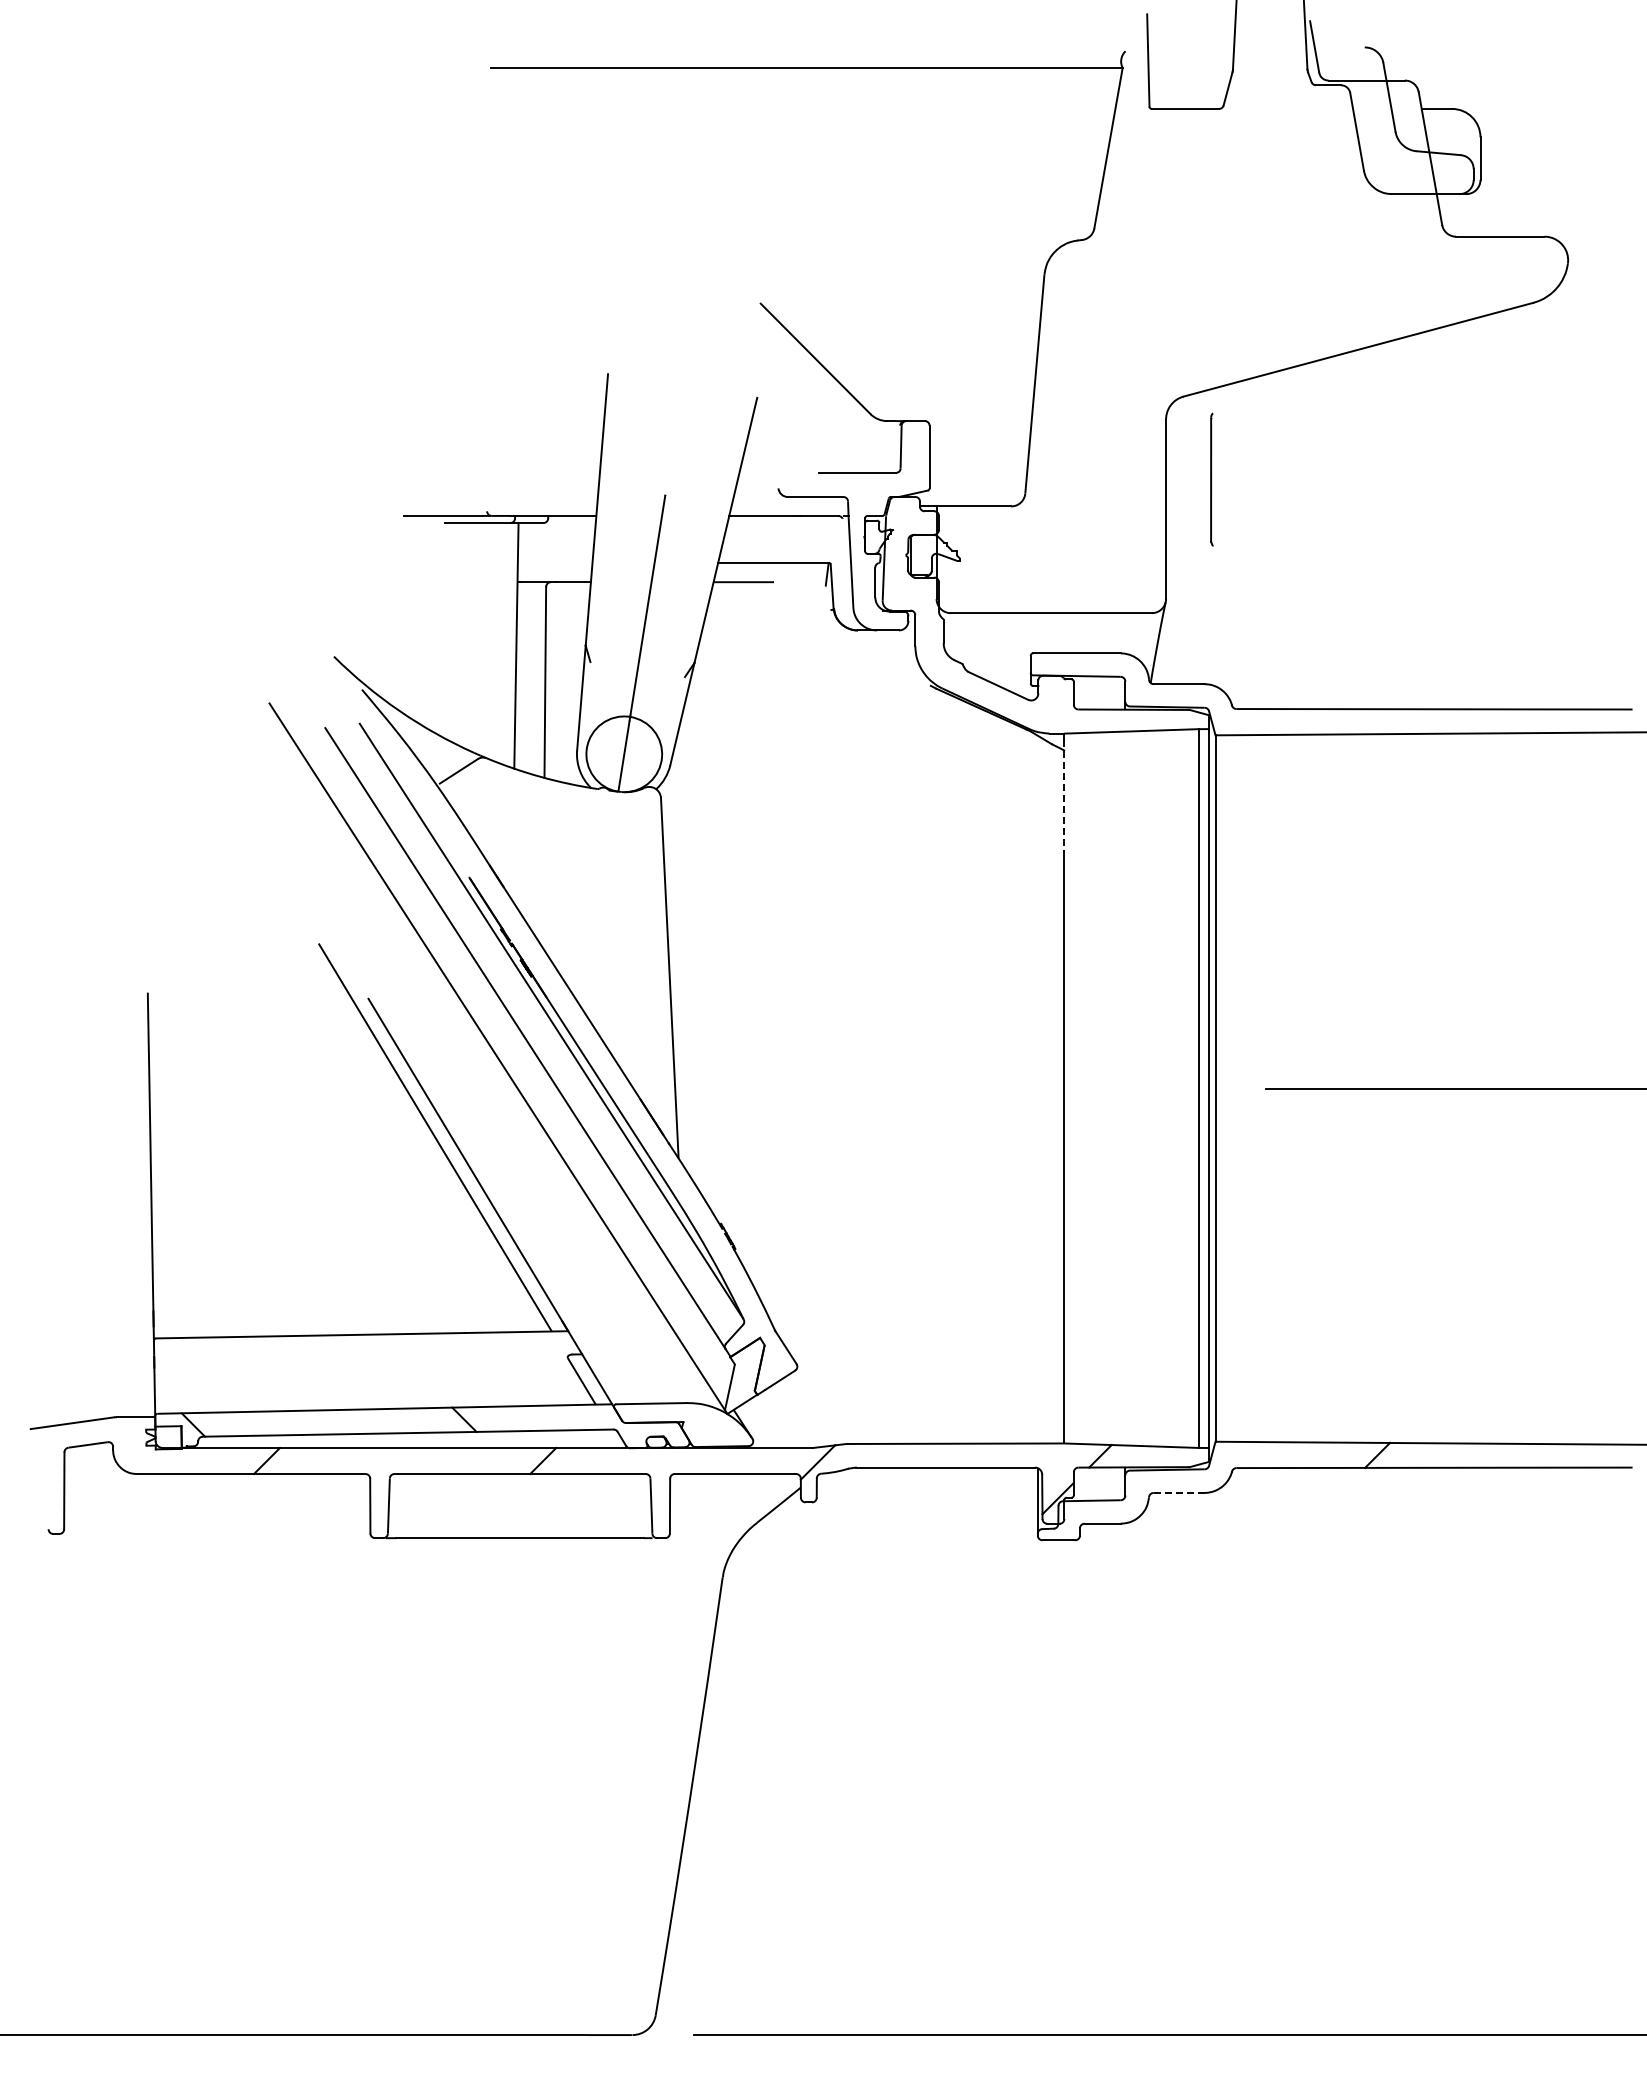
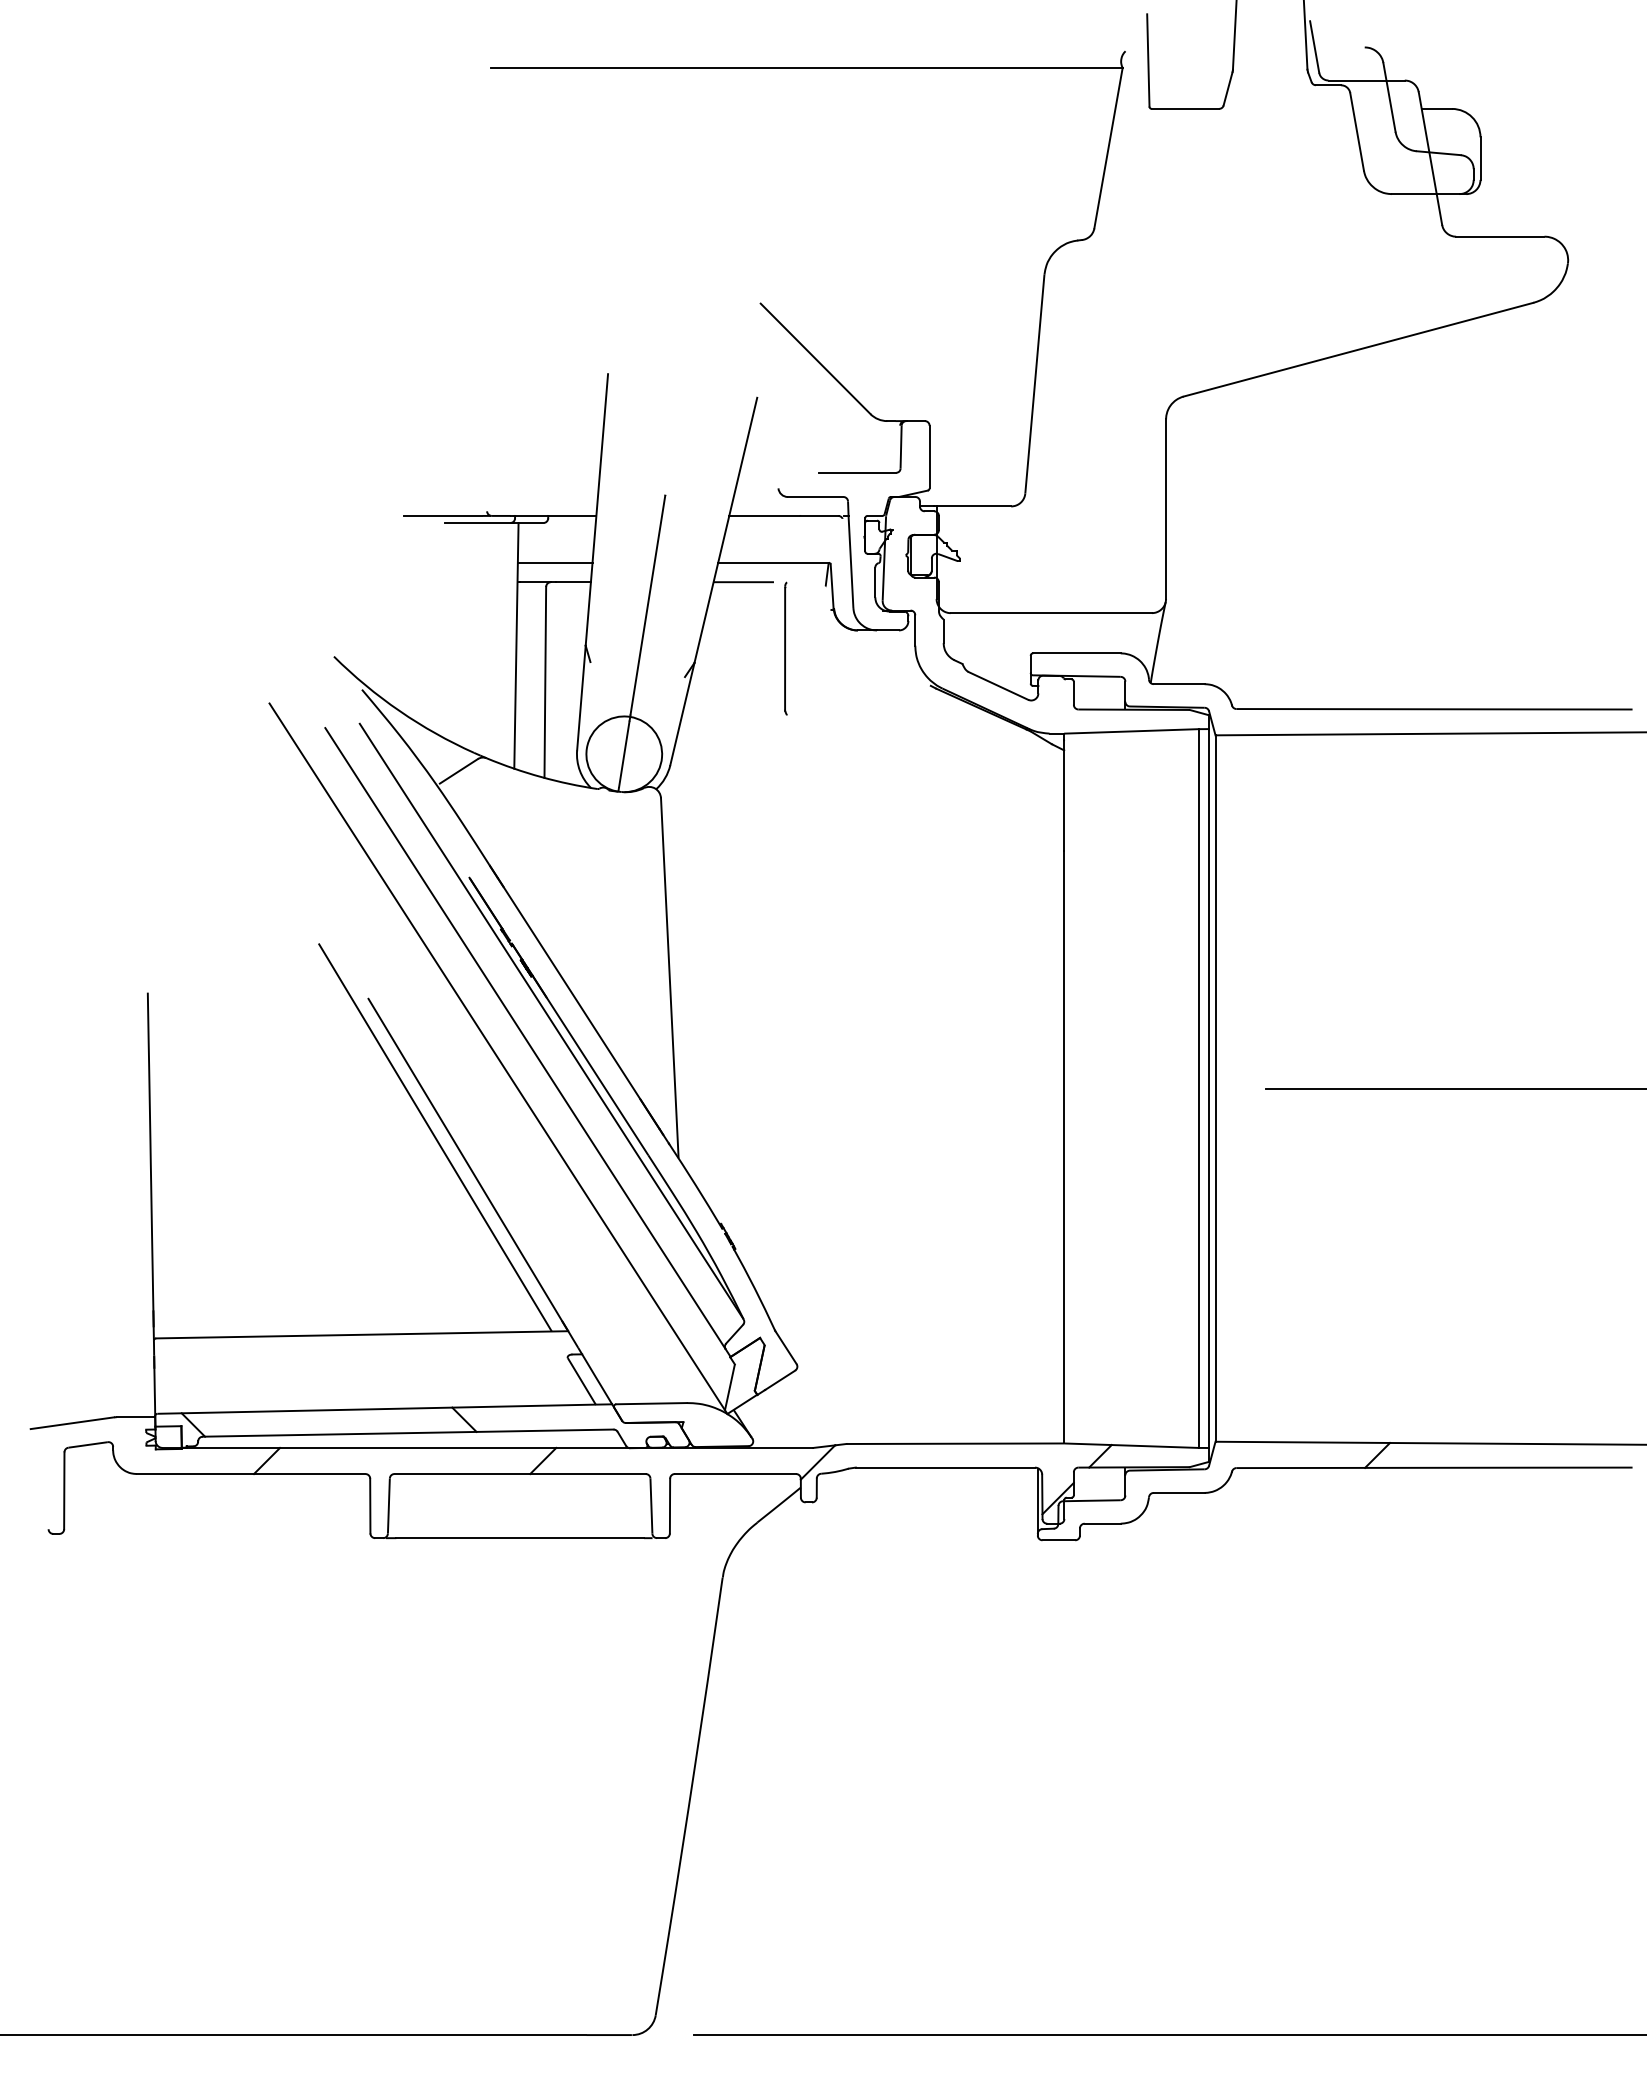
part position: (1211, 479) -> (785, 648) (785, 648)
line: none -> present (554, 563)
line: dashed -> solid (1064, 795)
line: dashed -> solid (1179, 1492)
